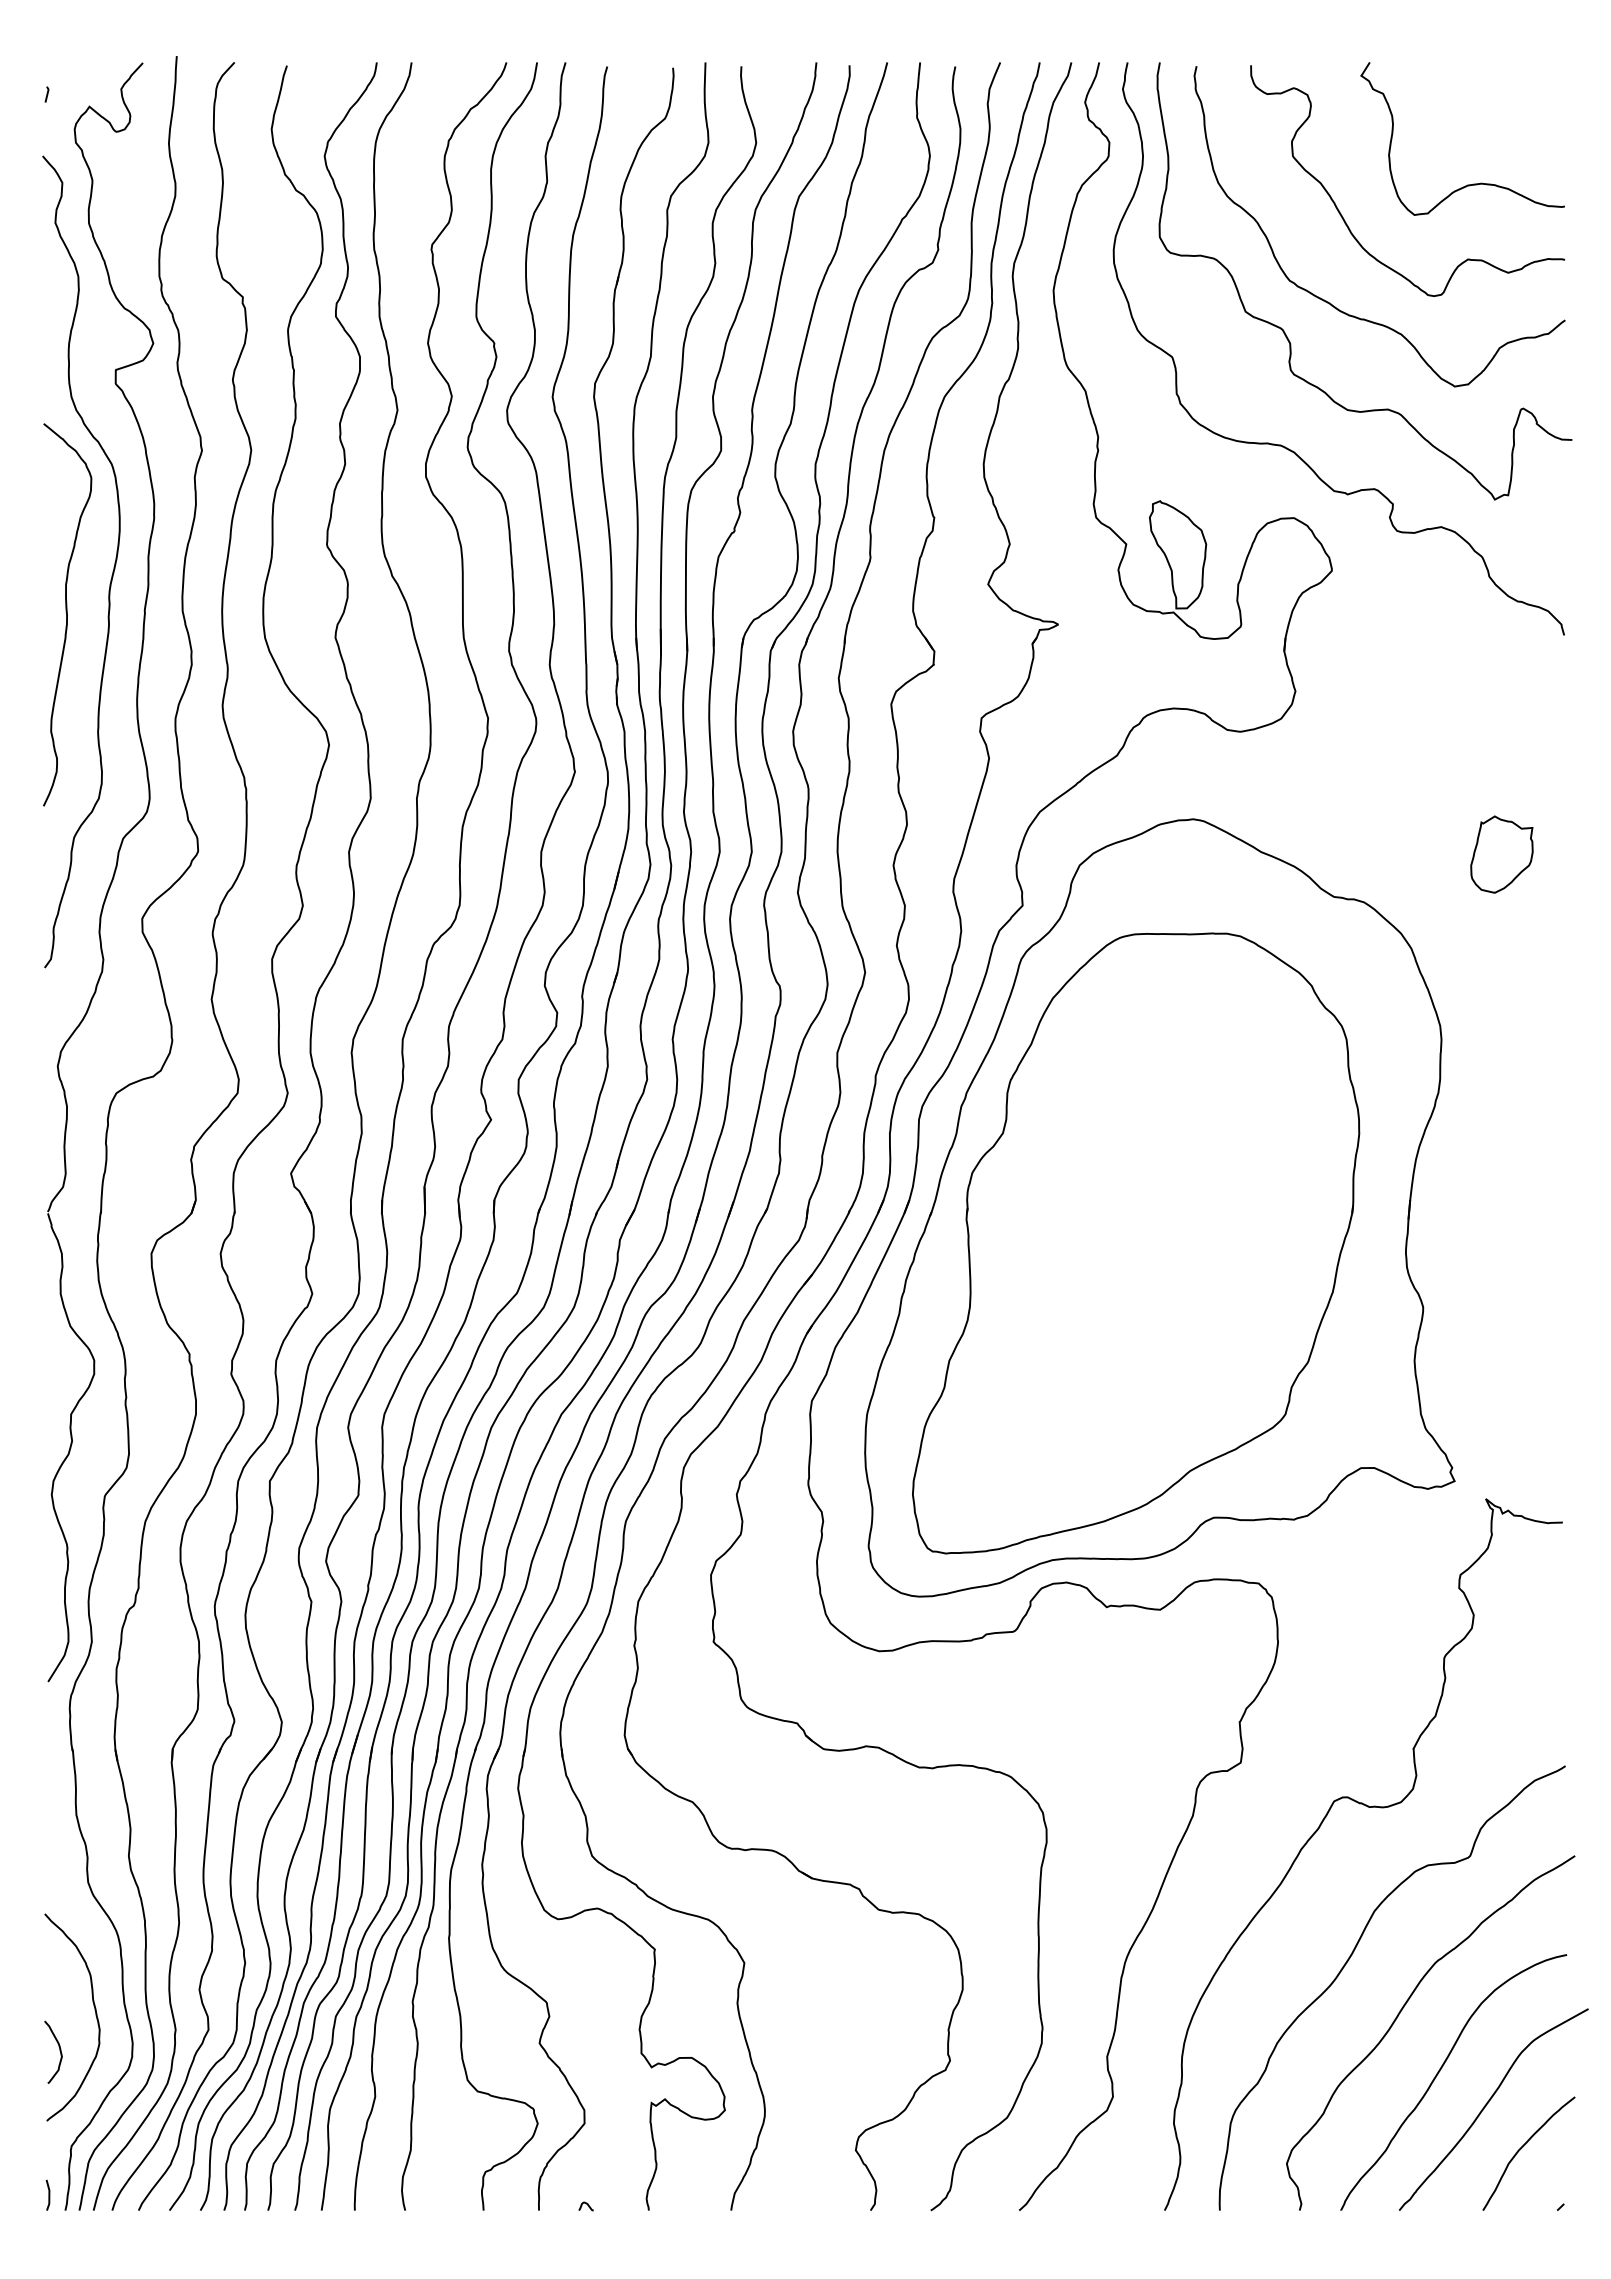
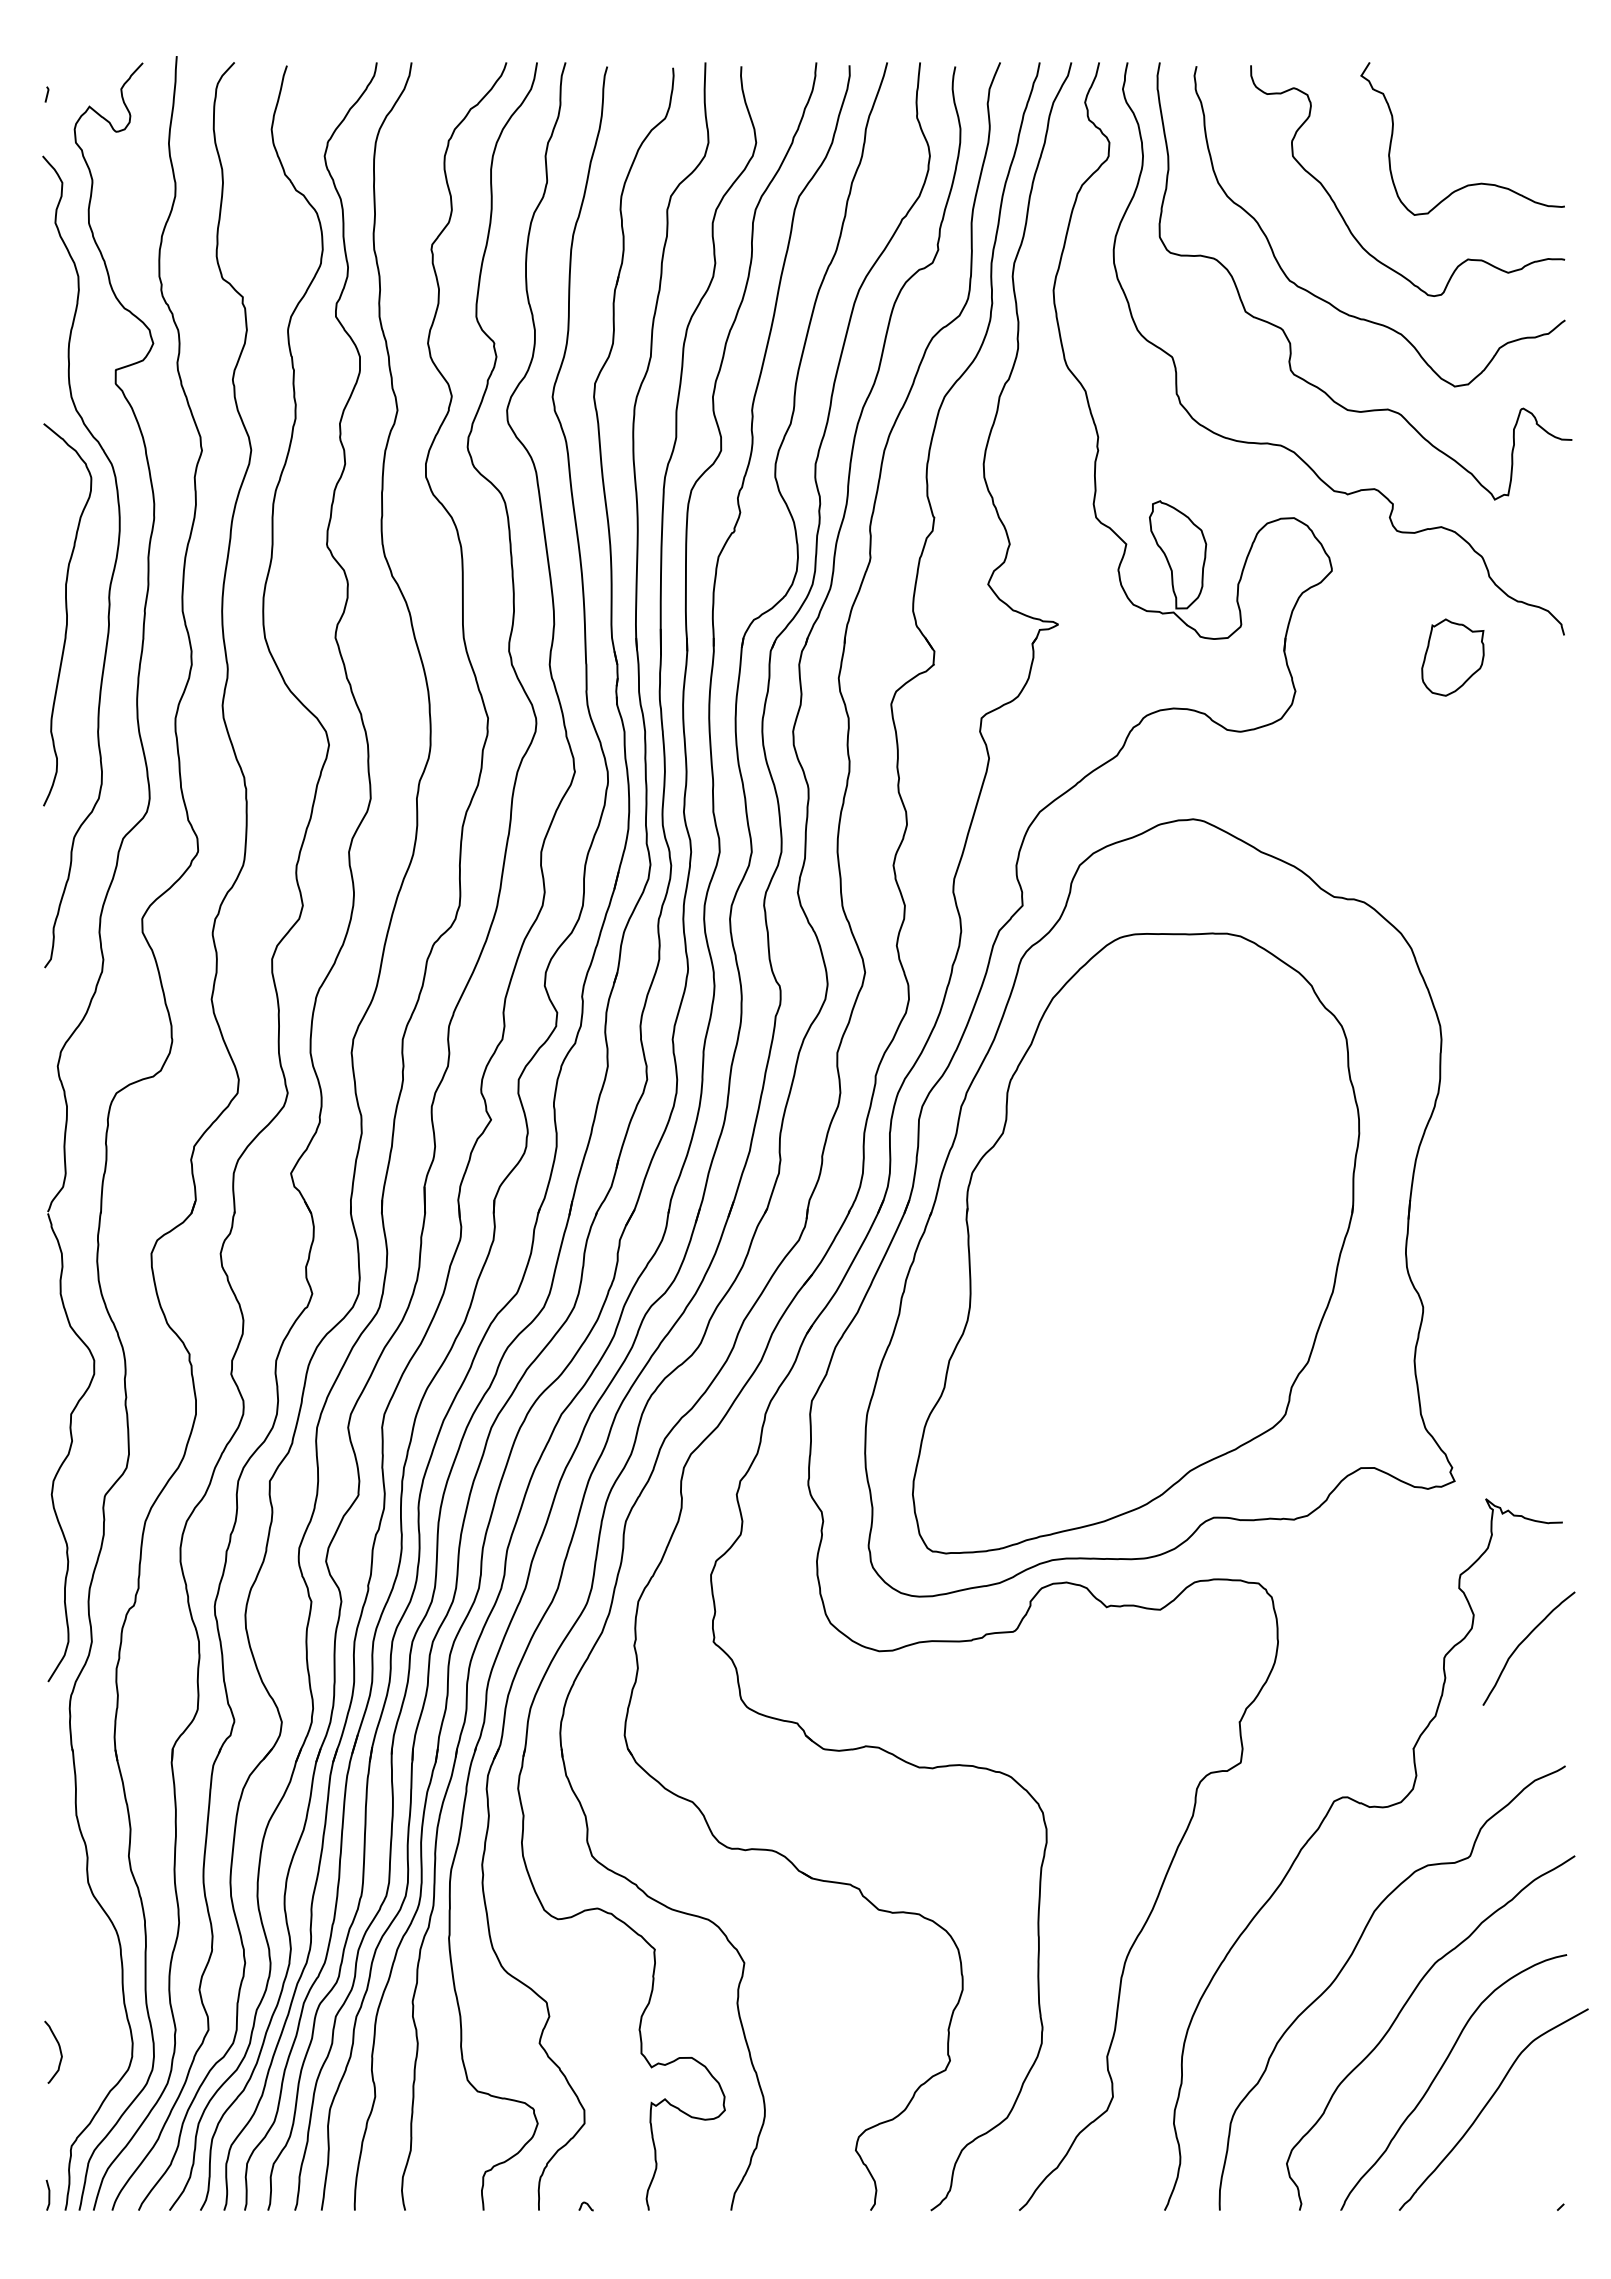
part position: (1501, 854) -> (1452, 657) (1452, 657)
curve: present -> none (94, 2010)
curve position: (1523, 2147) -> (1523, 1642) (1523, 1642)
